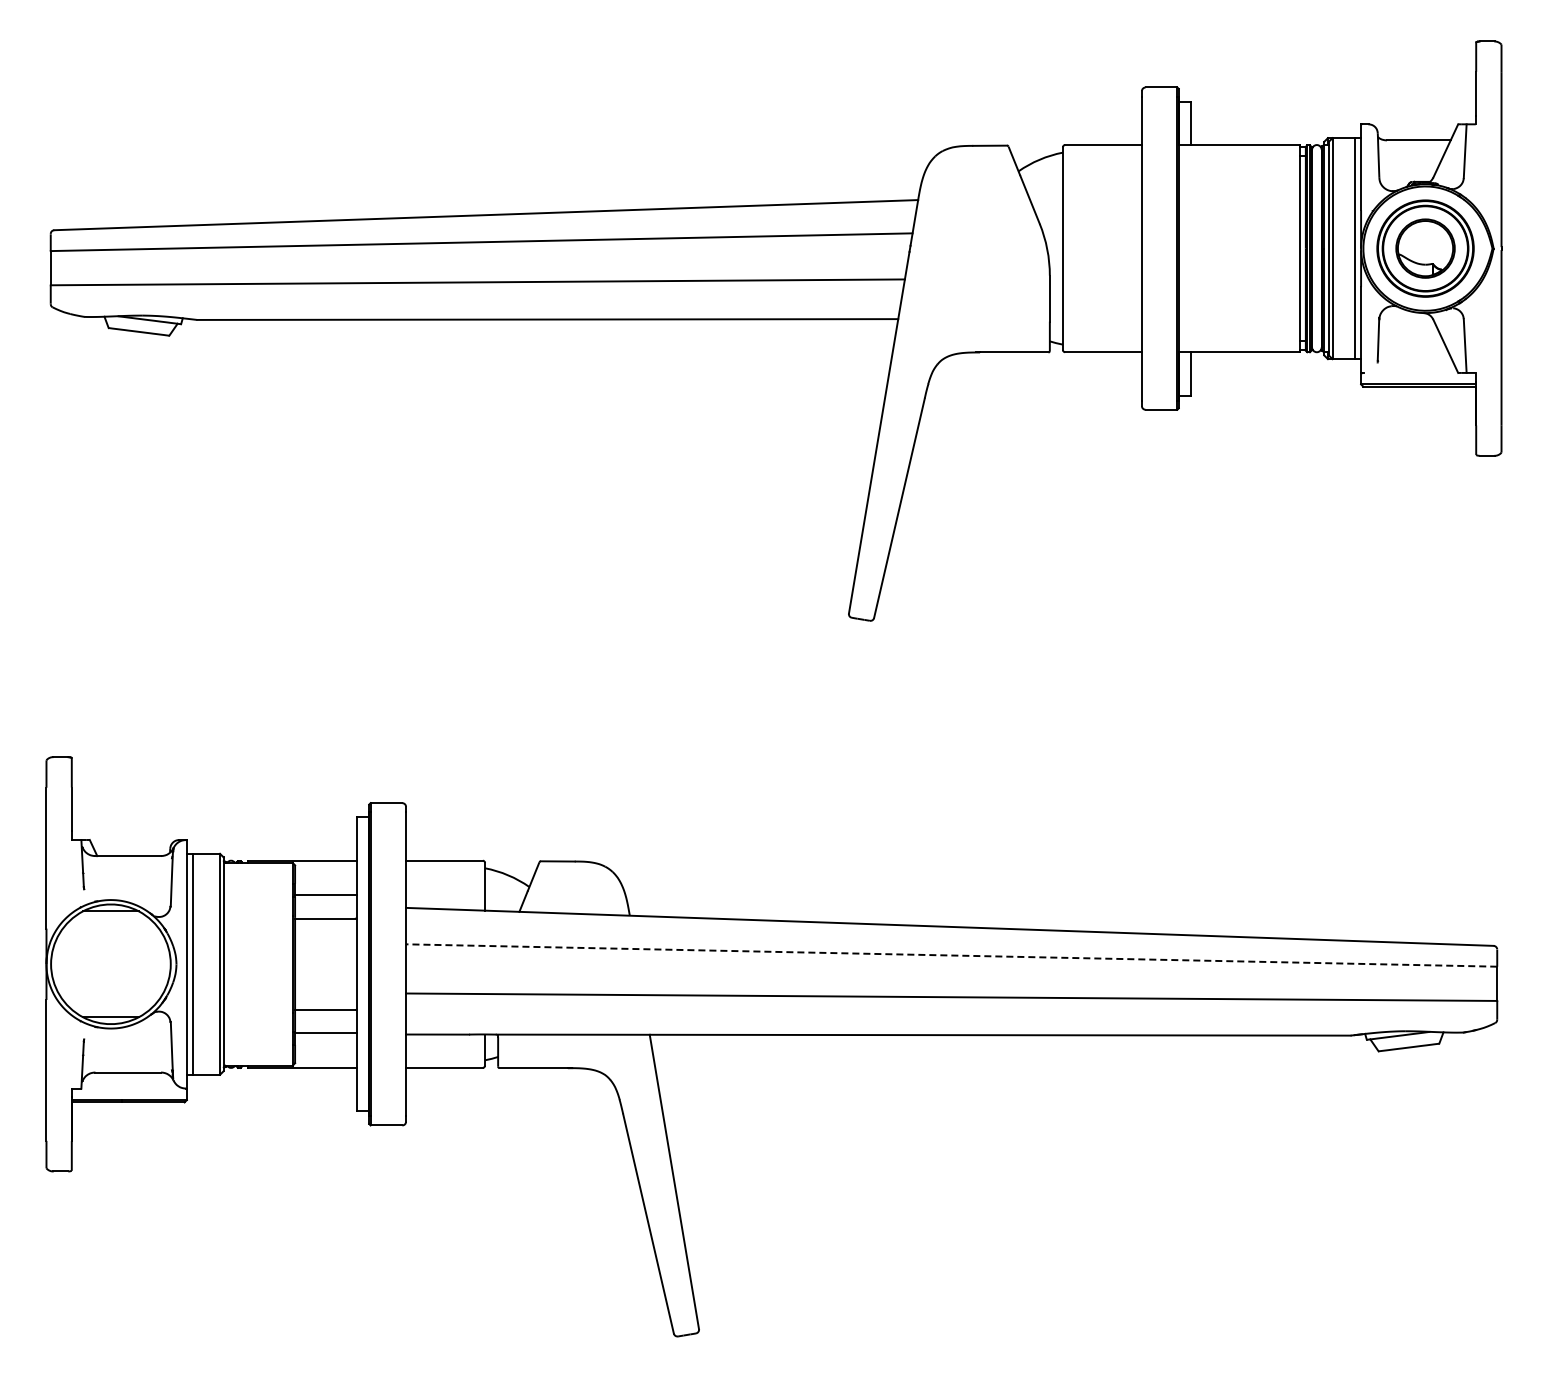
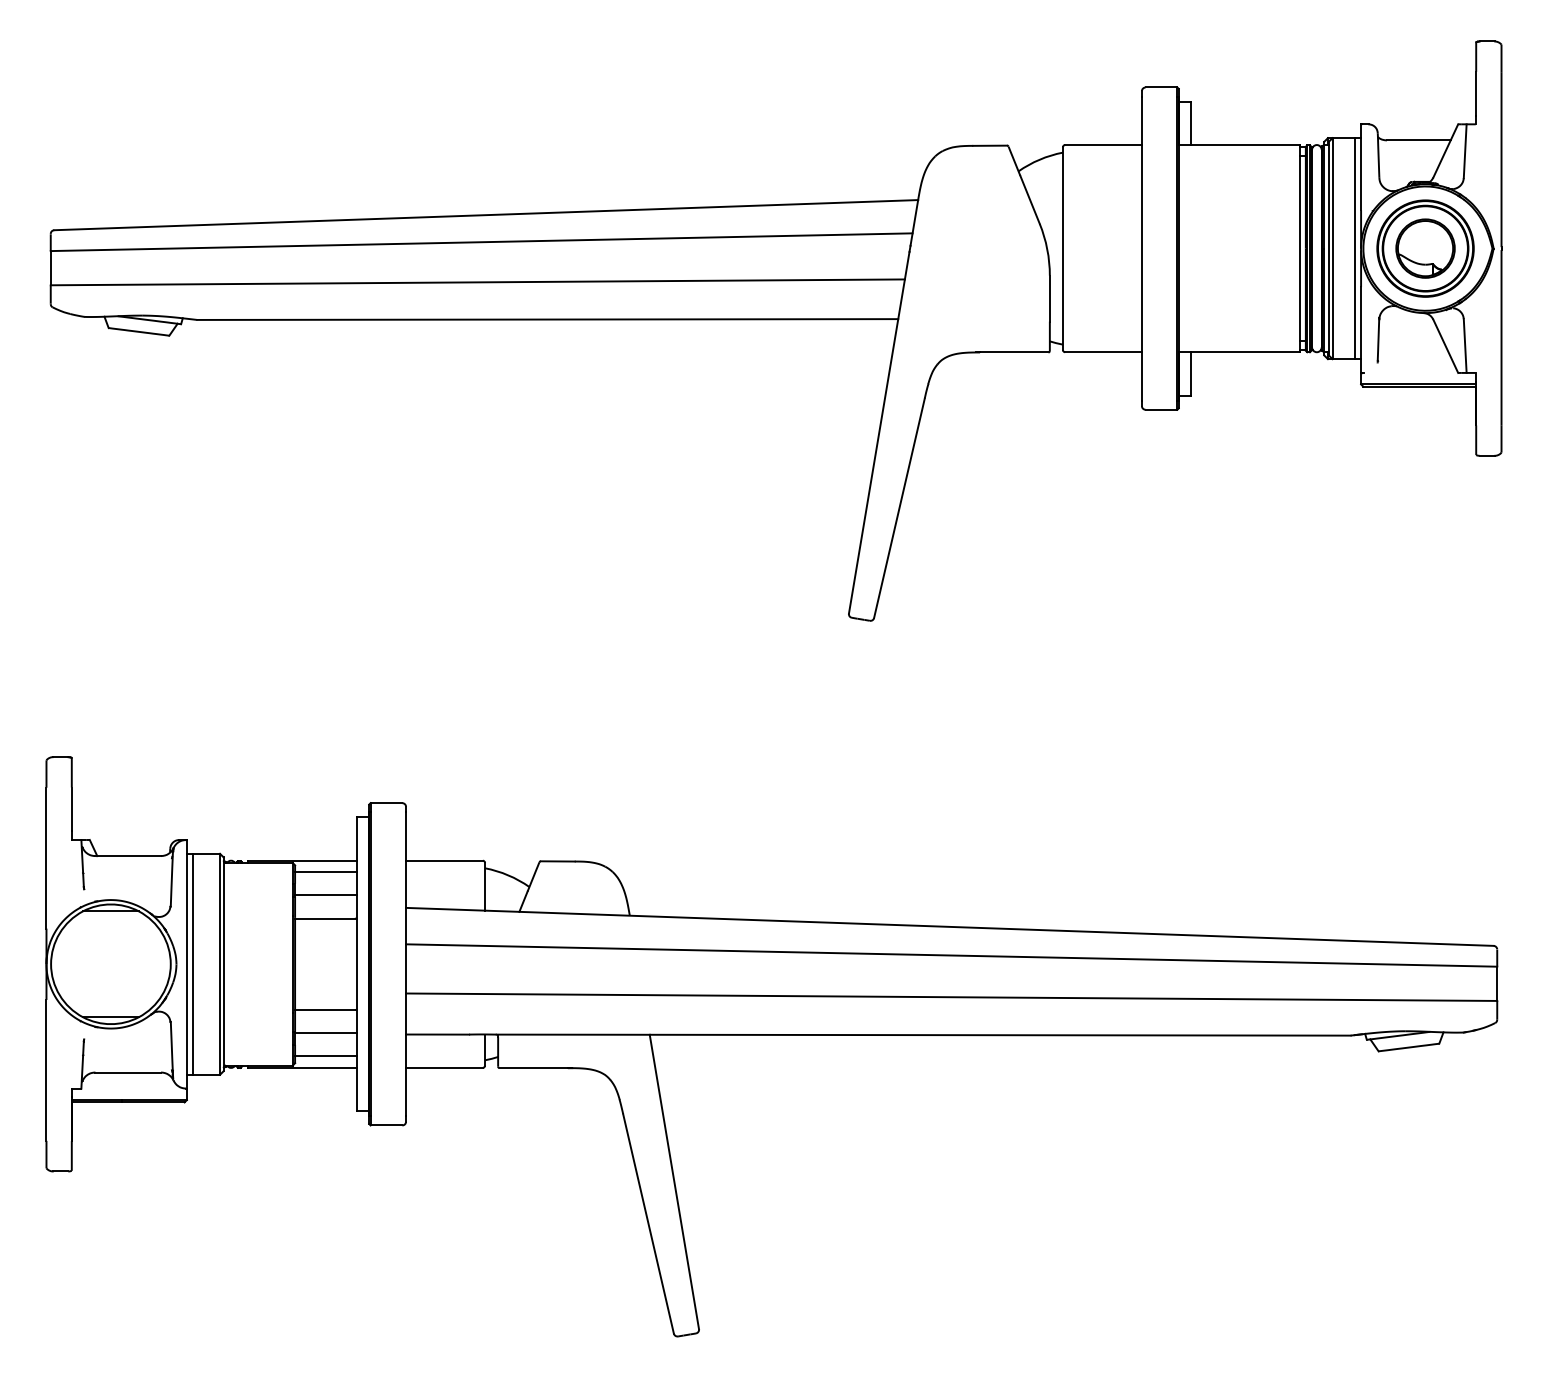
line: none -> present (326, 872)
line: dashed -> solid (951, 955)
line: none -> present (326, 1056)
